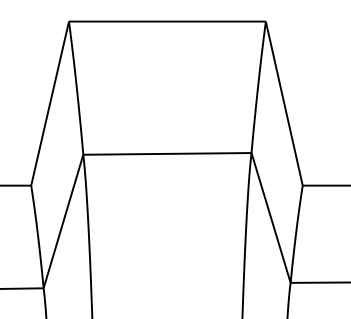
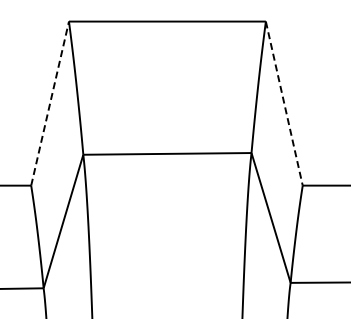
line: solid -> dashed (284, 102)
line: solid -> dashed (50, 103)
